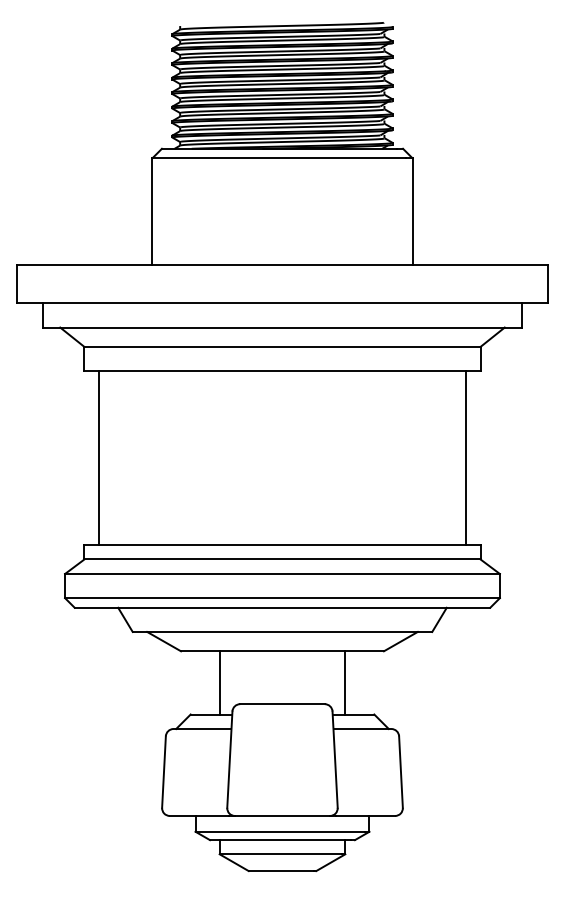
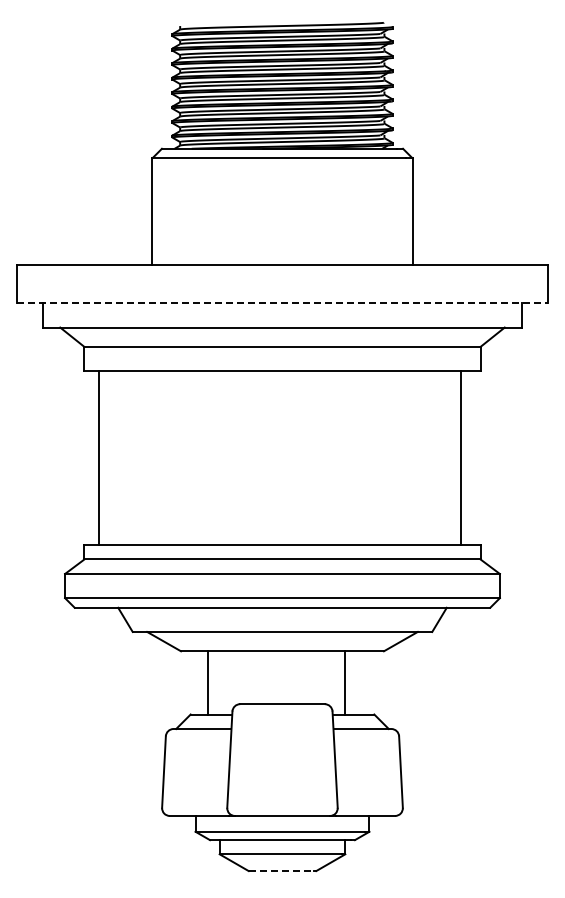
line: solid -> dashed (282, 303)
line position: (466, 457) -> (461, 457) (461, 457)
line position: (219, 682) -> (207, 682) (207, 682)
line: solid -> dashed (281, 871)
